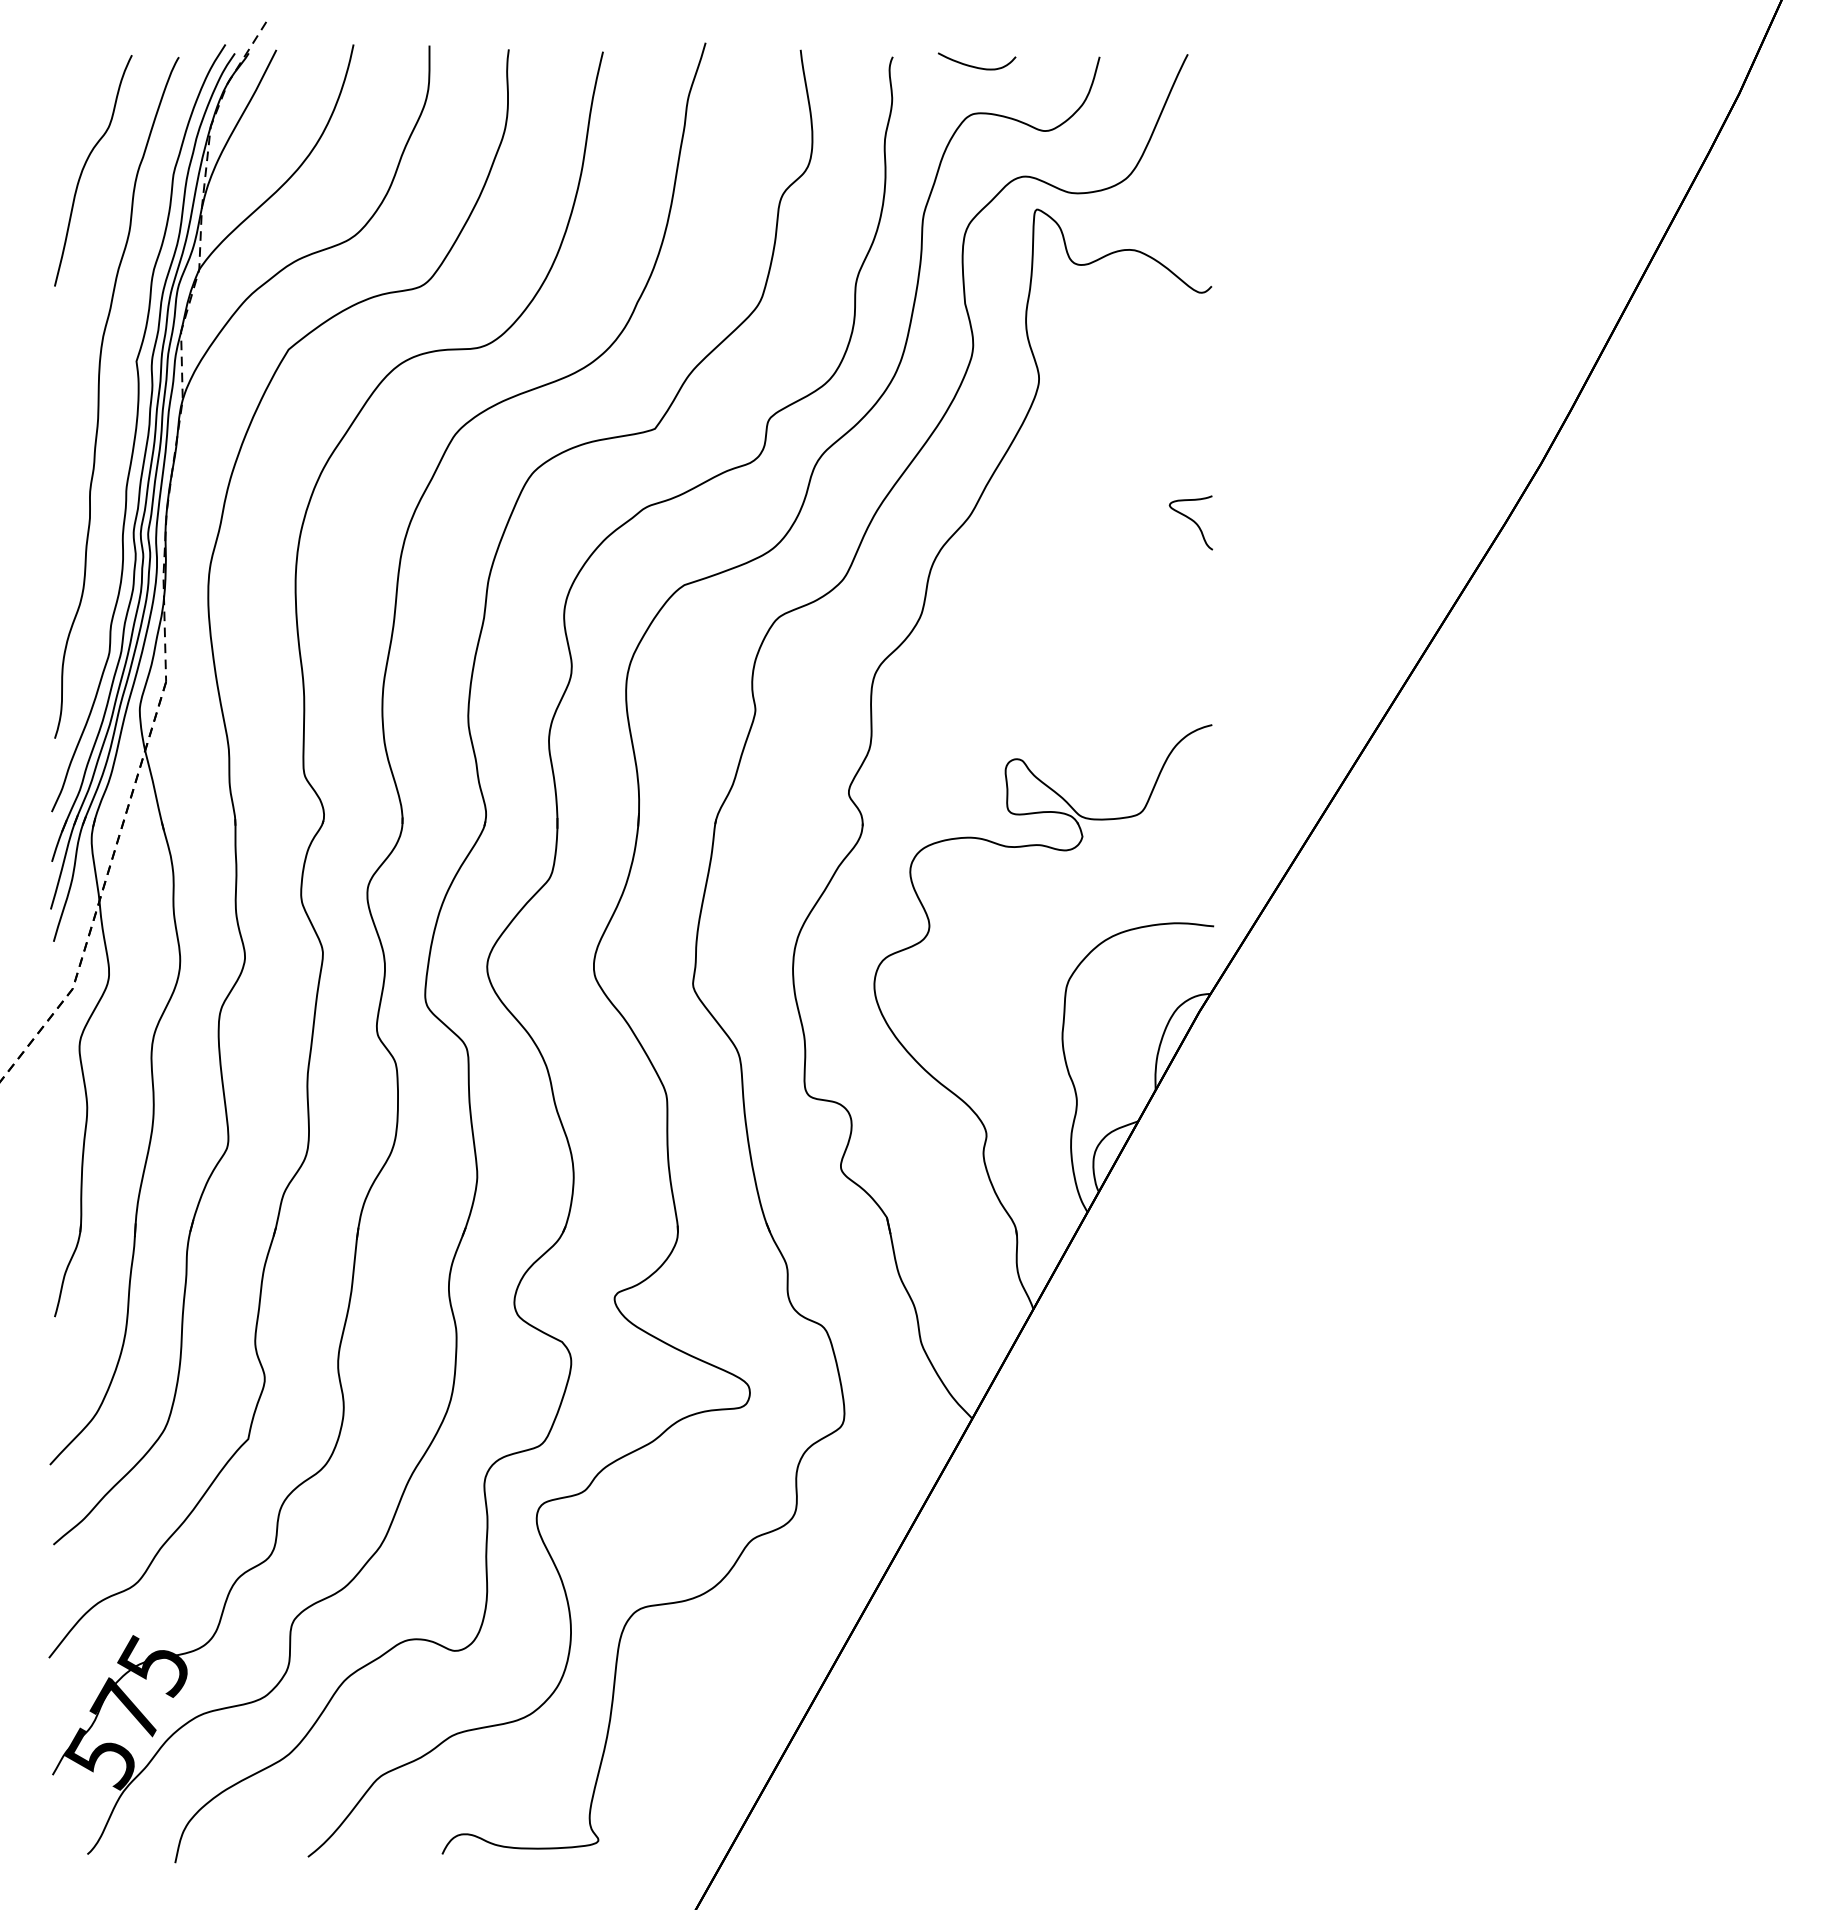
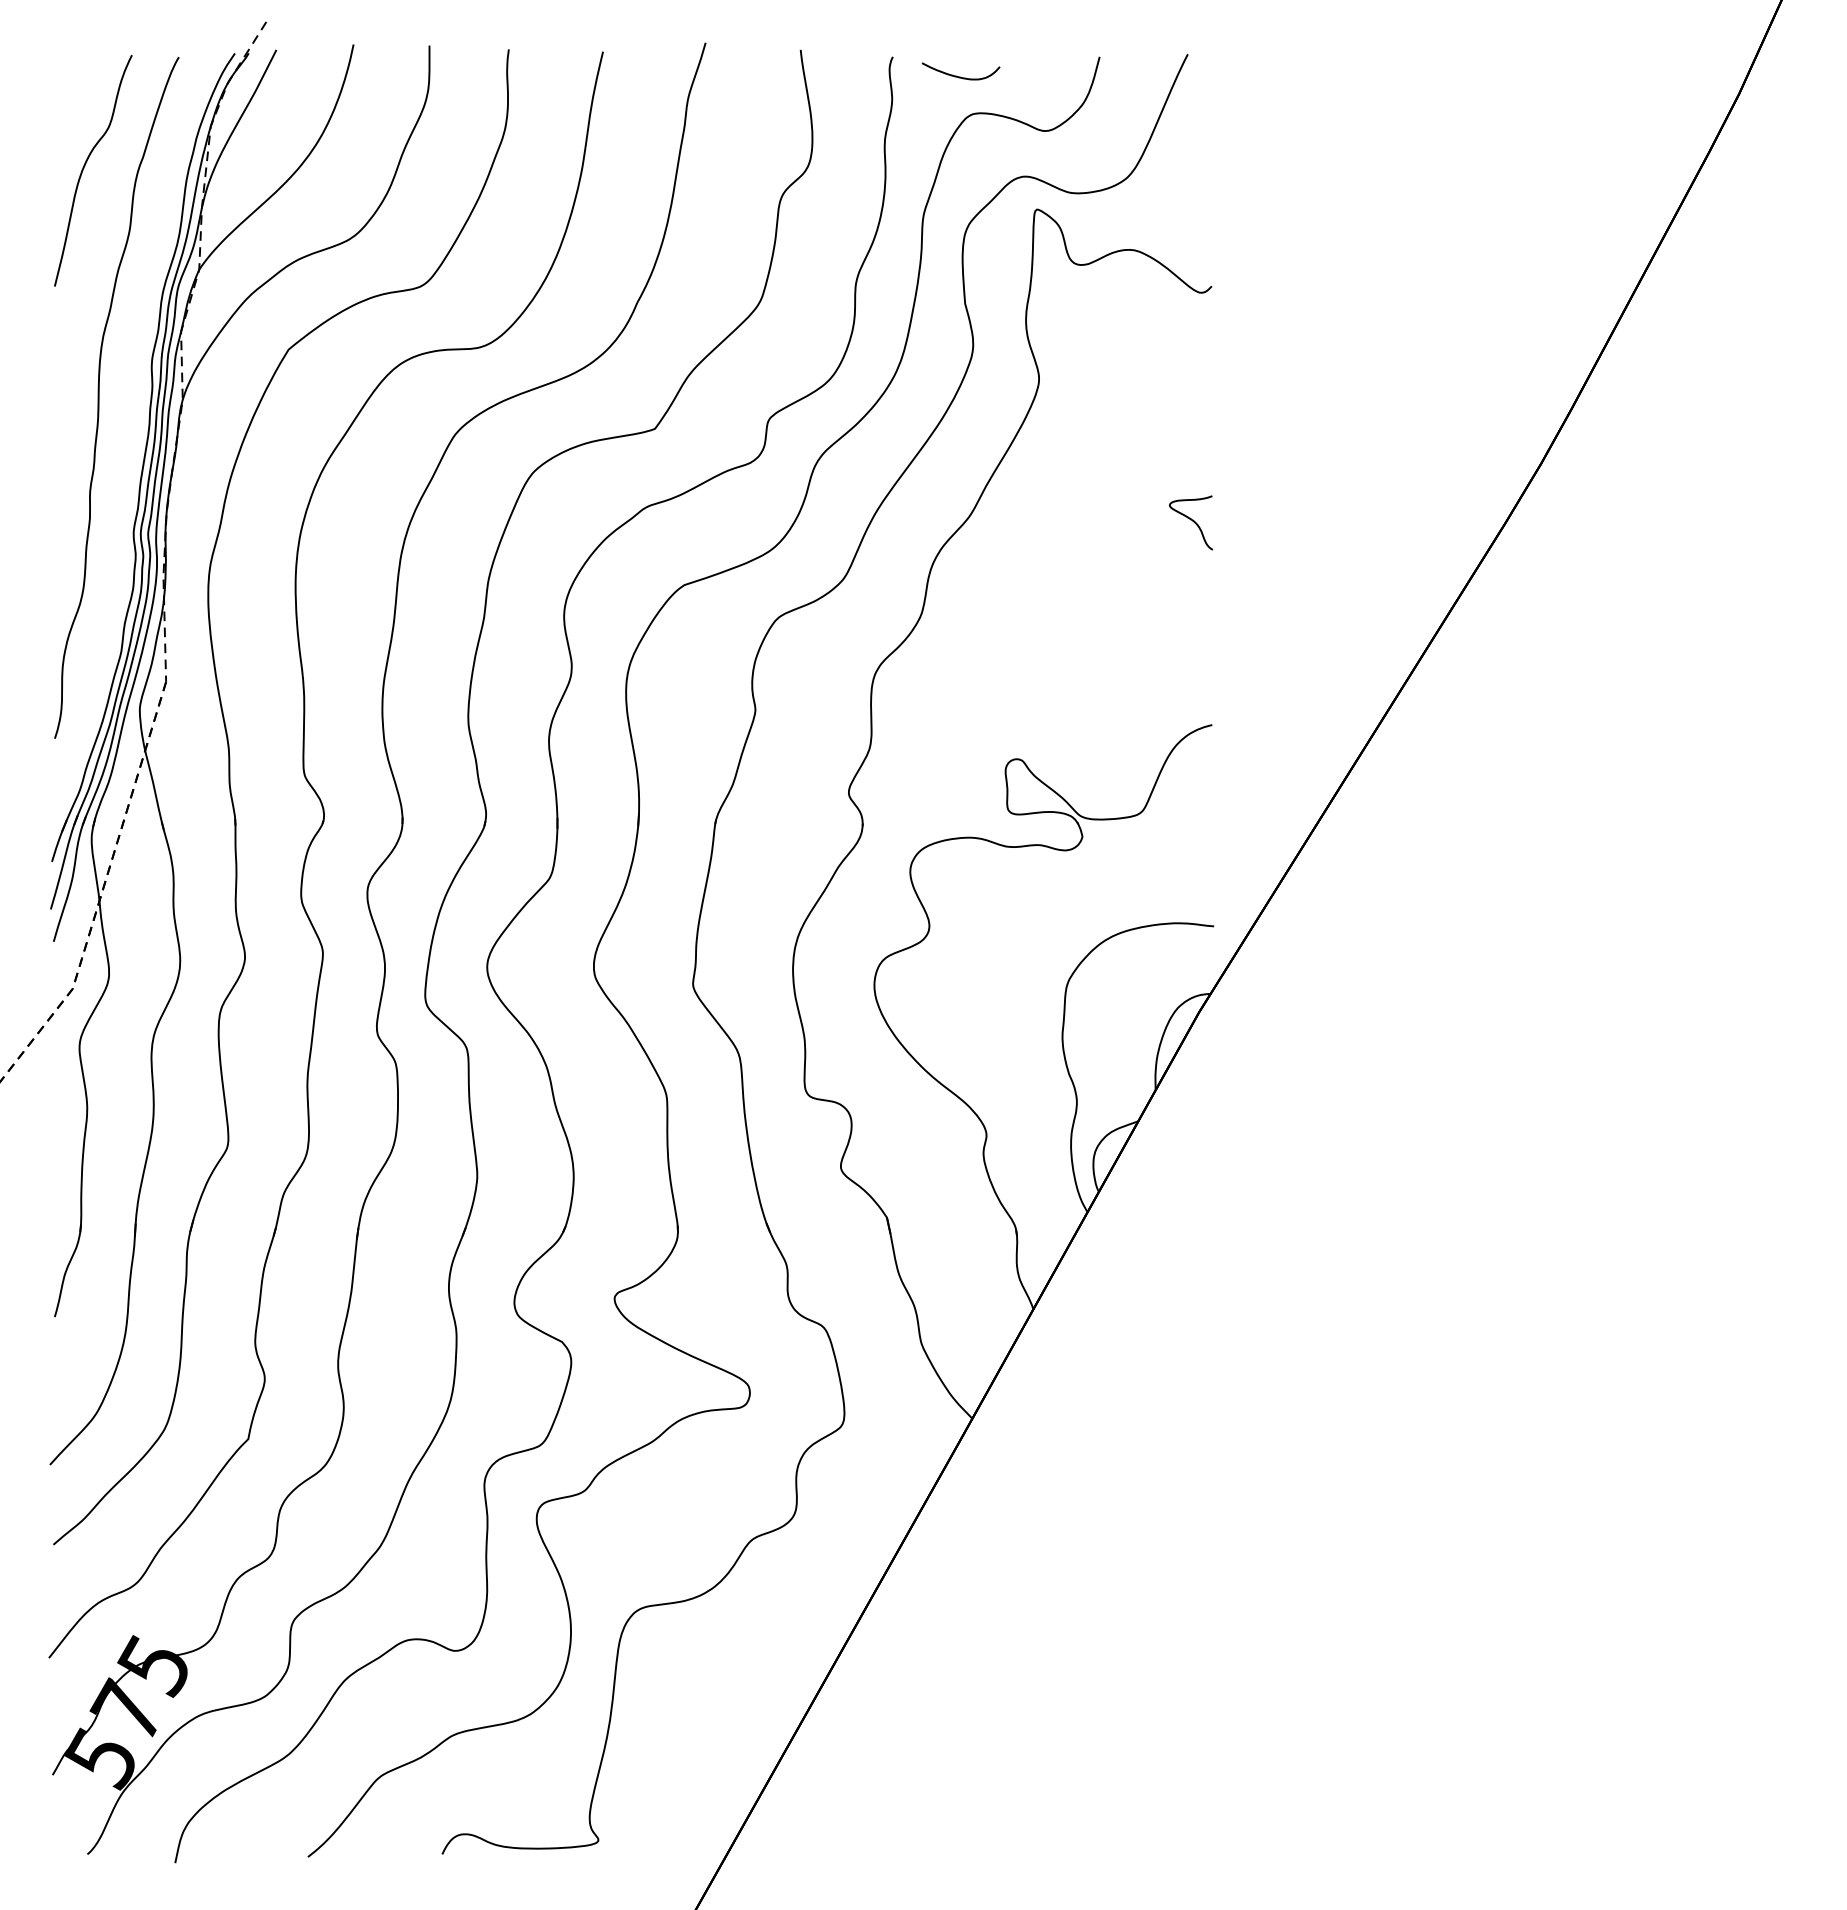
curve position: (976, 66) -> (960, 76) (960, 76)
curve: present -> none (137, 428)
